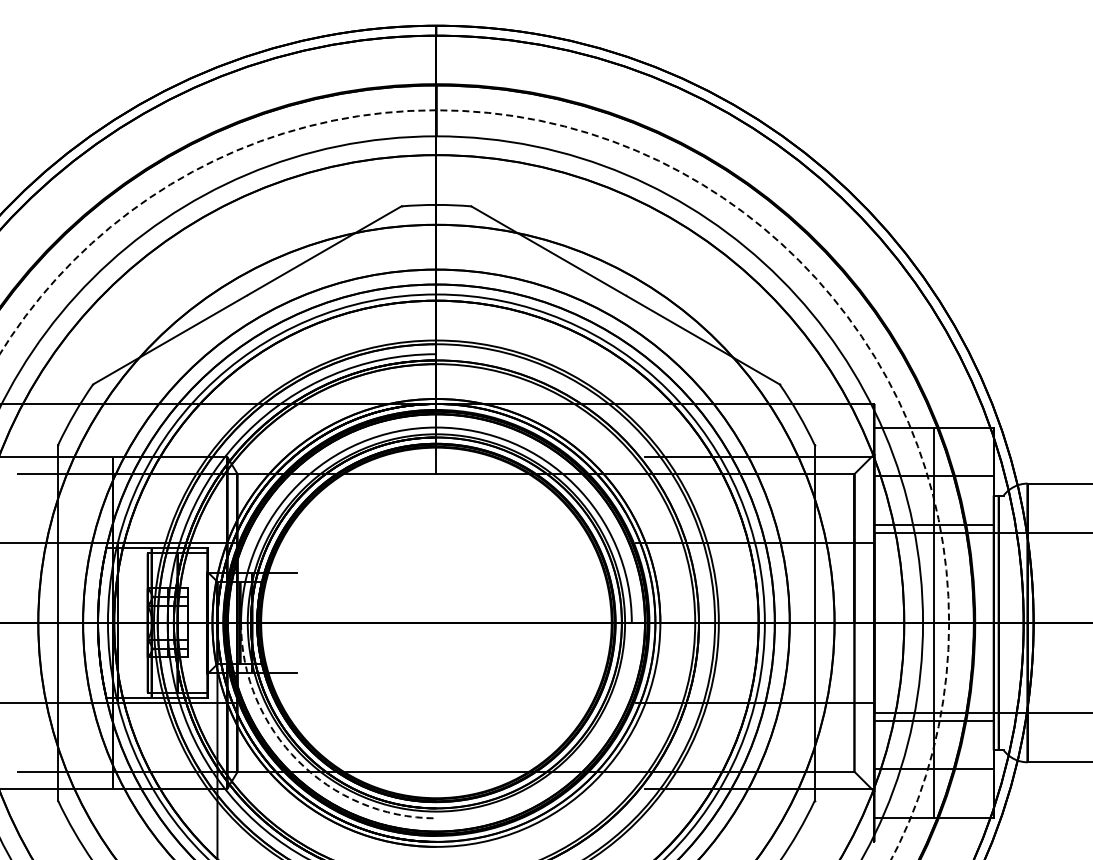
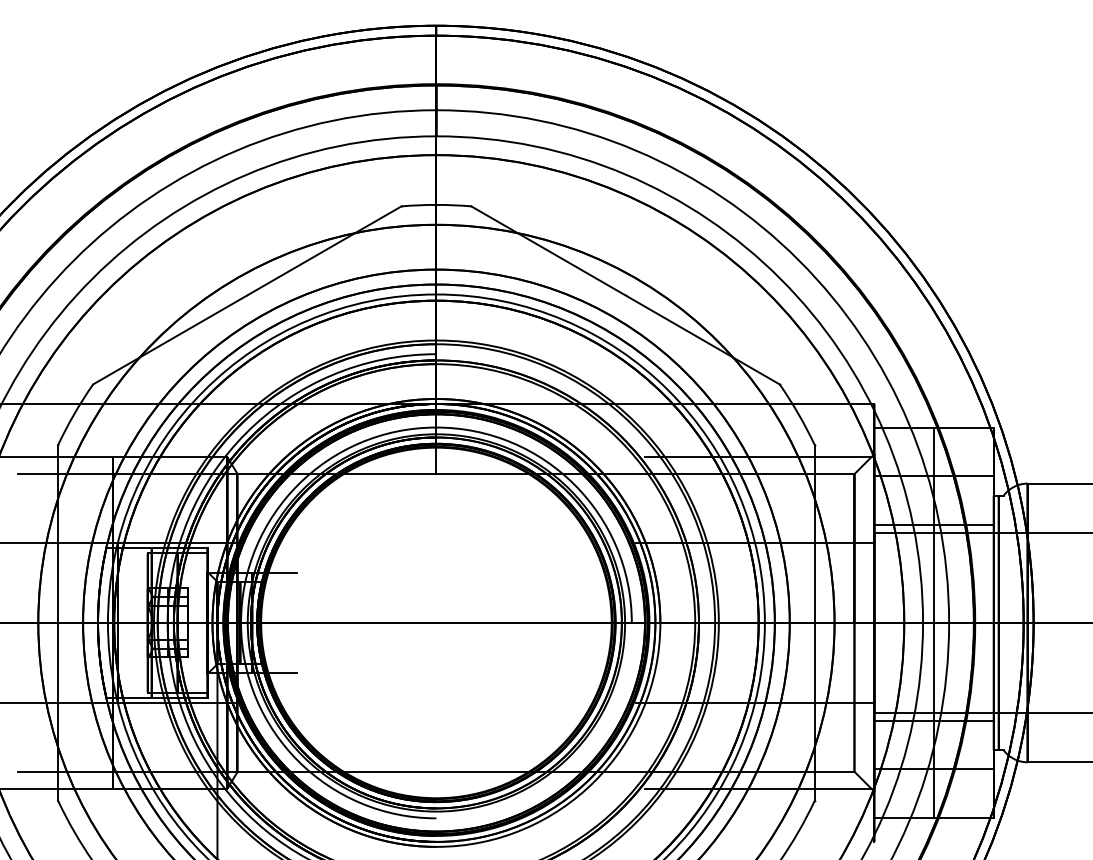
circle: dashed -> solid (474, 484)
arc: dashed -> solid (298, 761)
